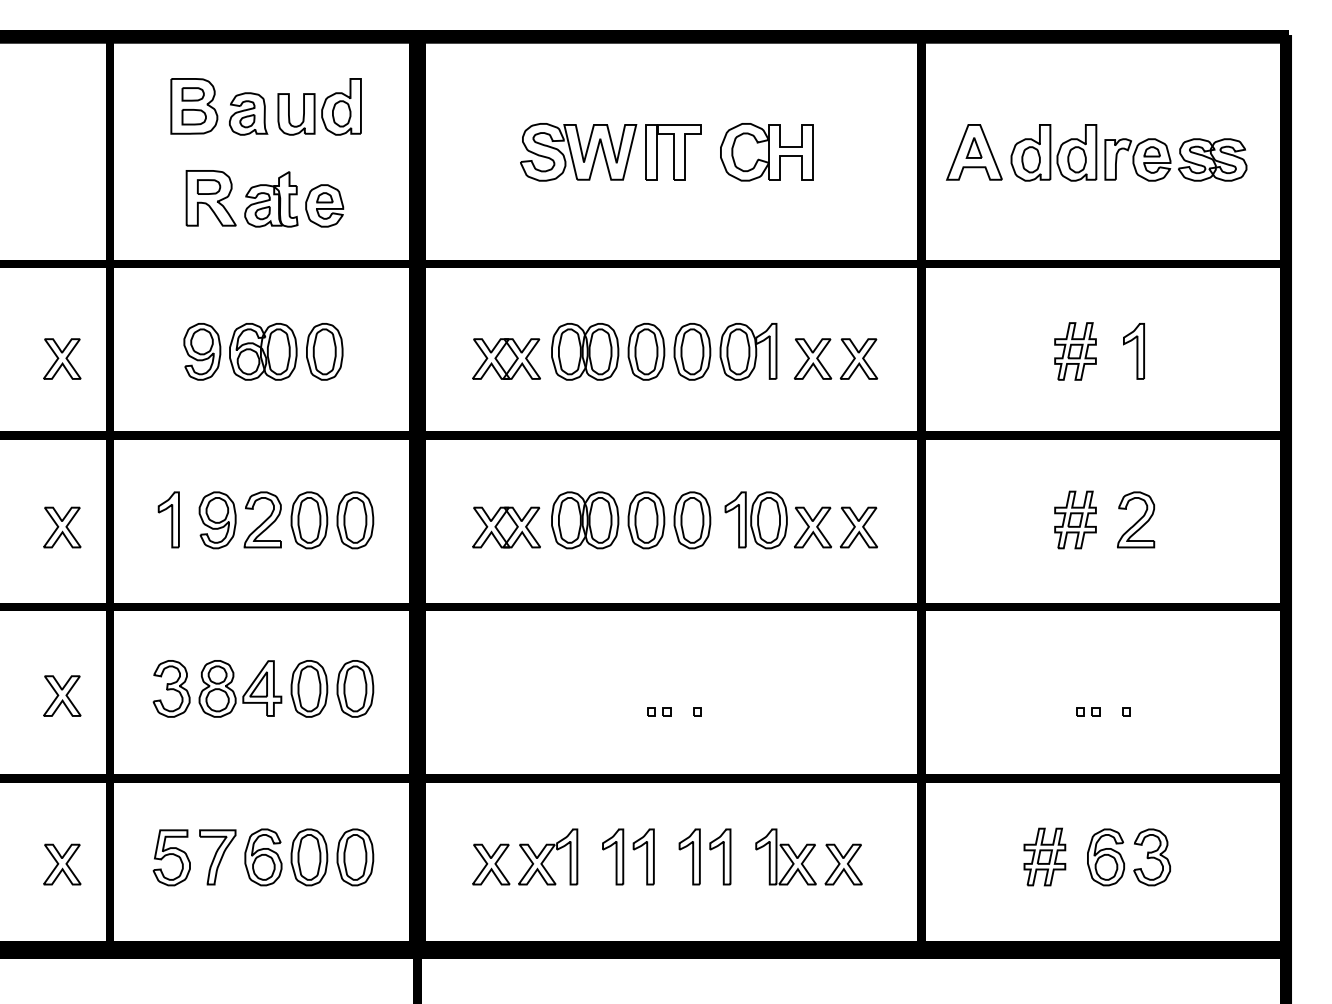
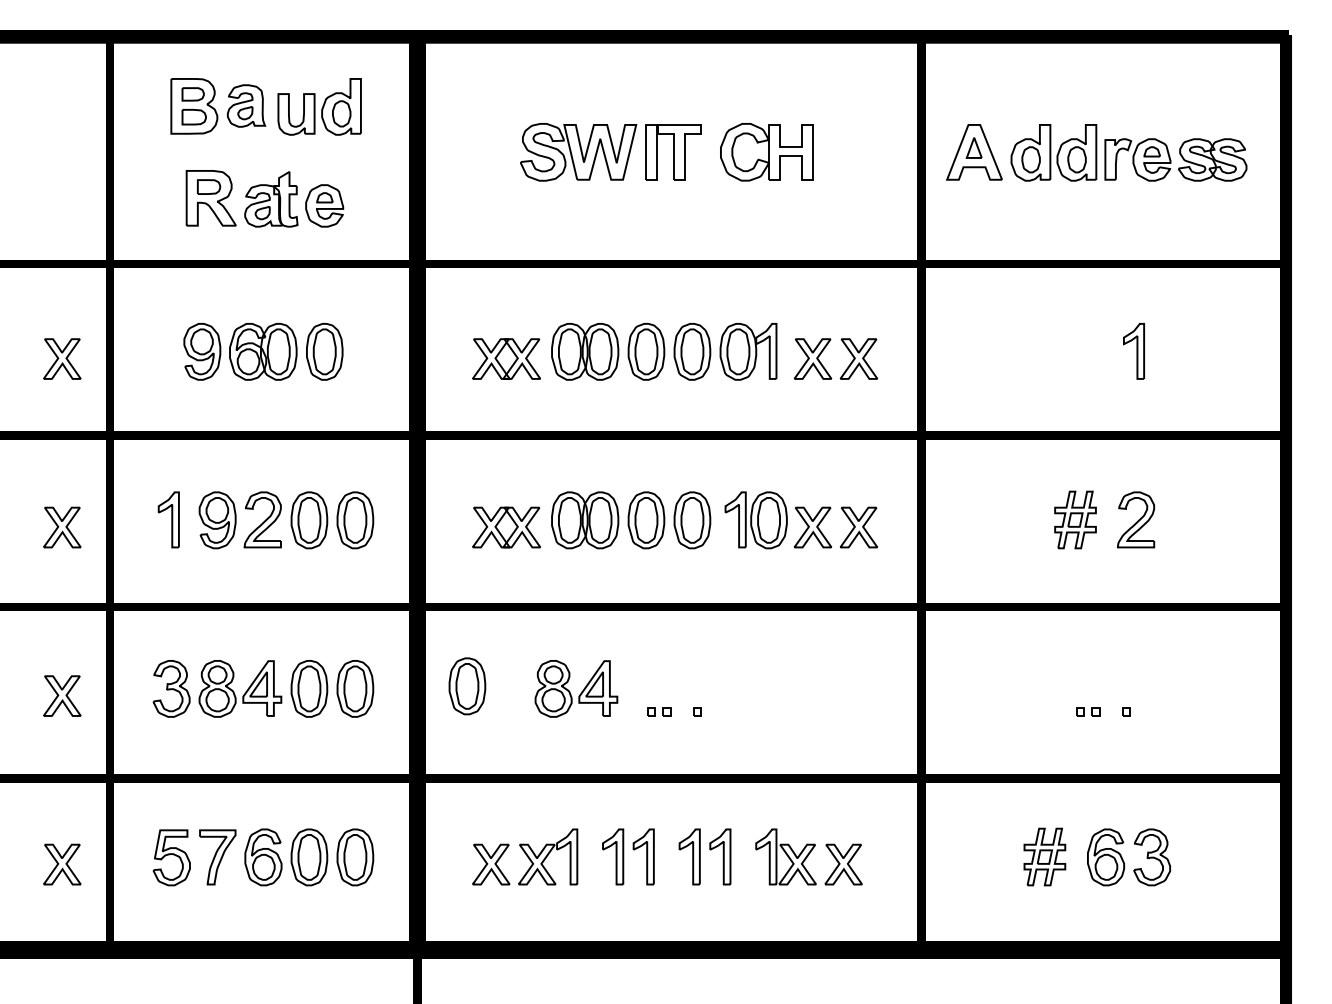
part position: (248, 113) -> (246, 105) (246, 105)
part: present -> none (1075, 351)
part: none -> present (467, 686)
part: none -> present (576, 688)
